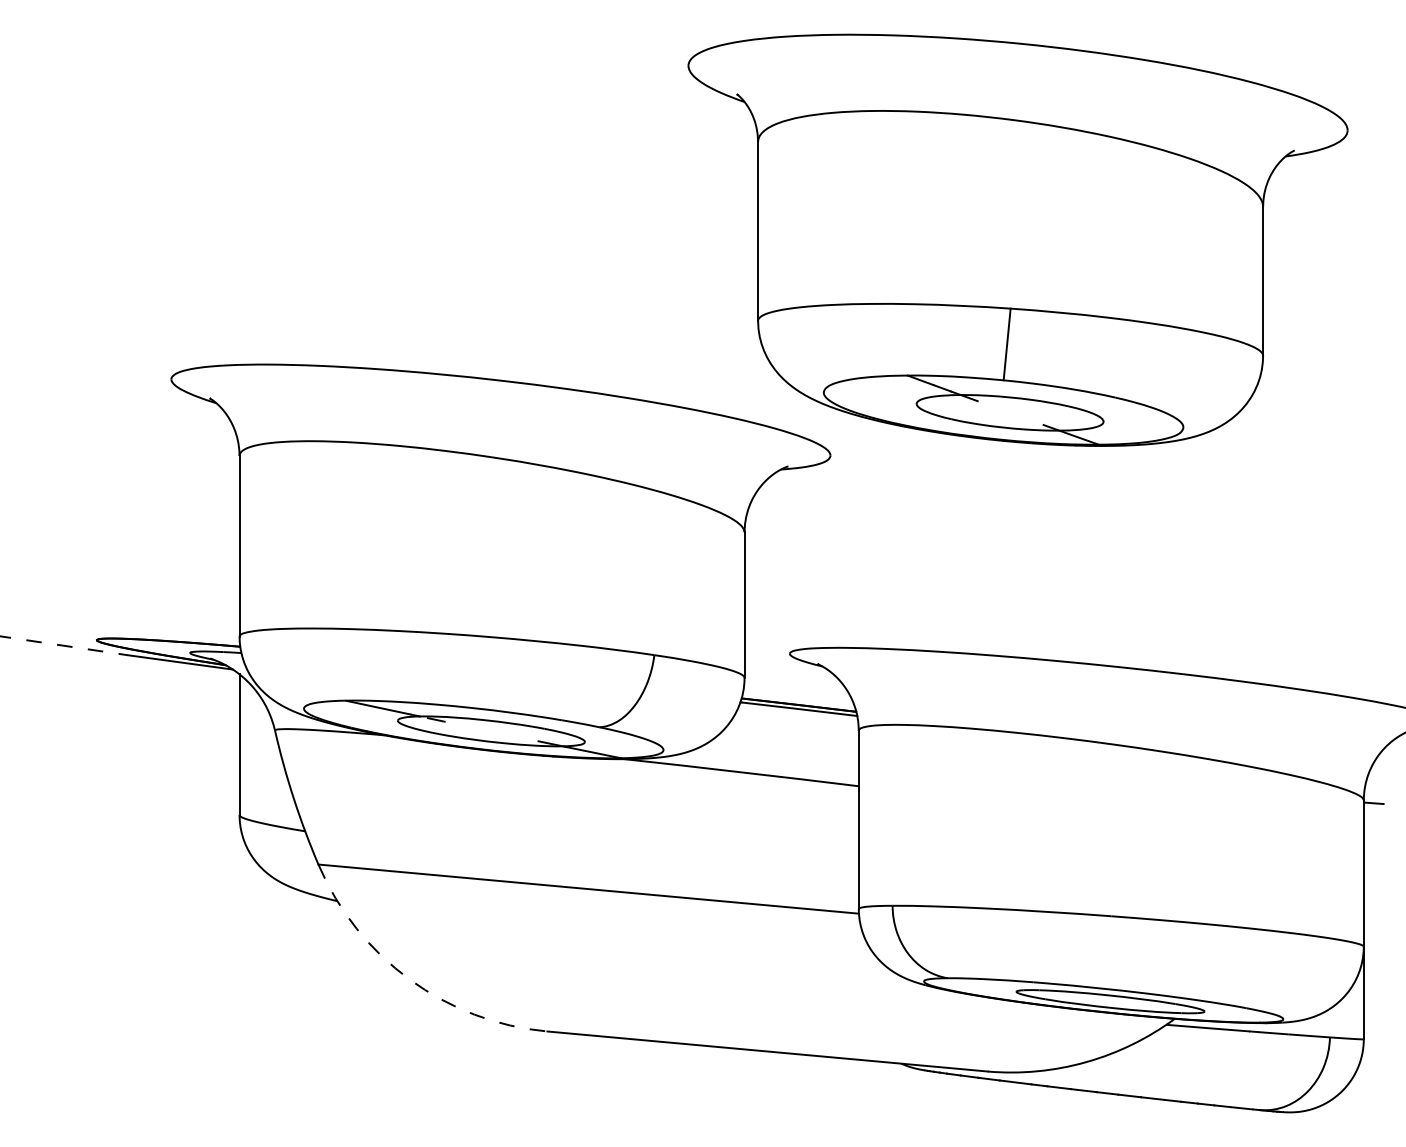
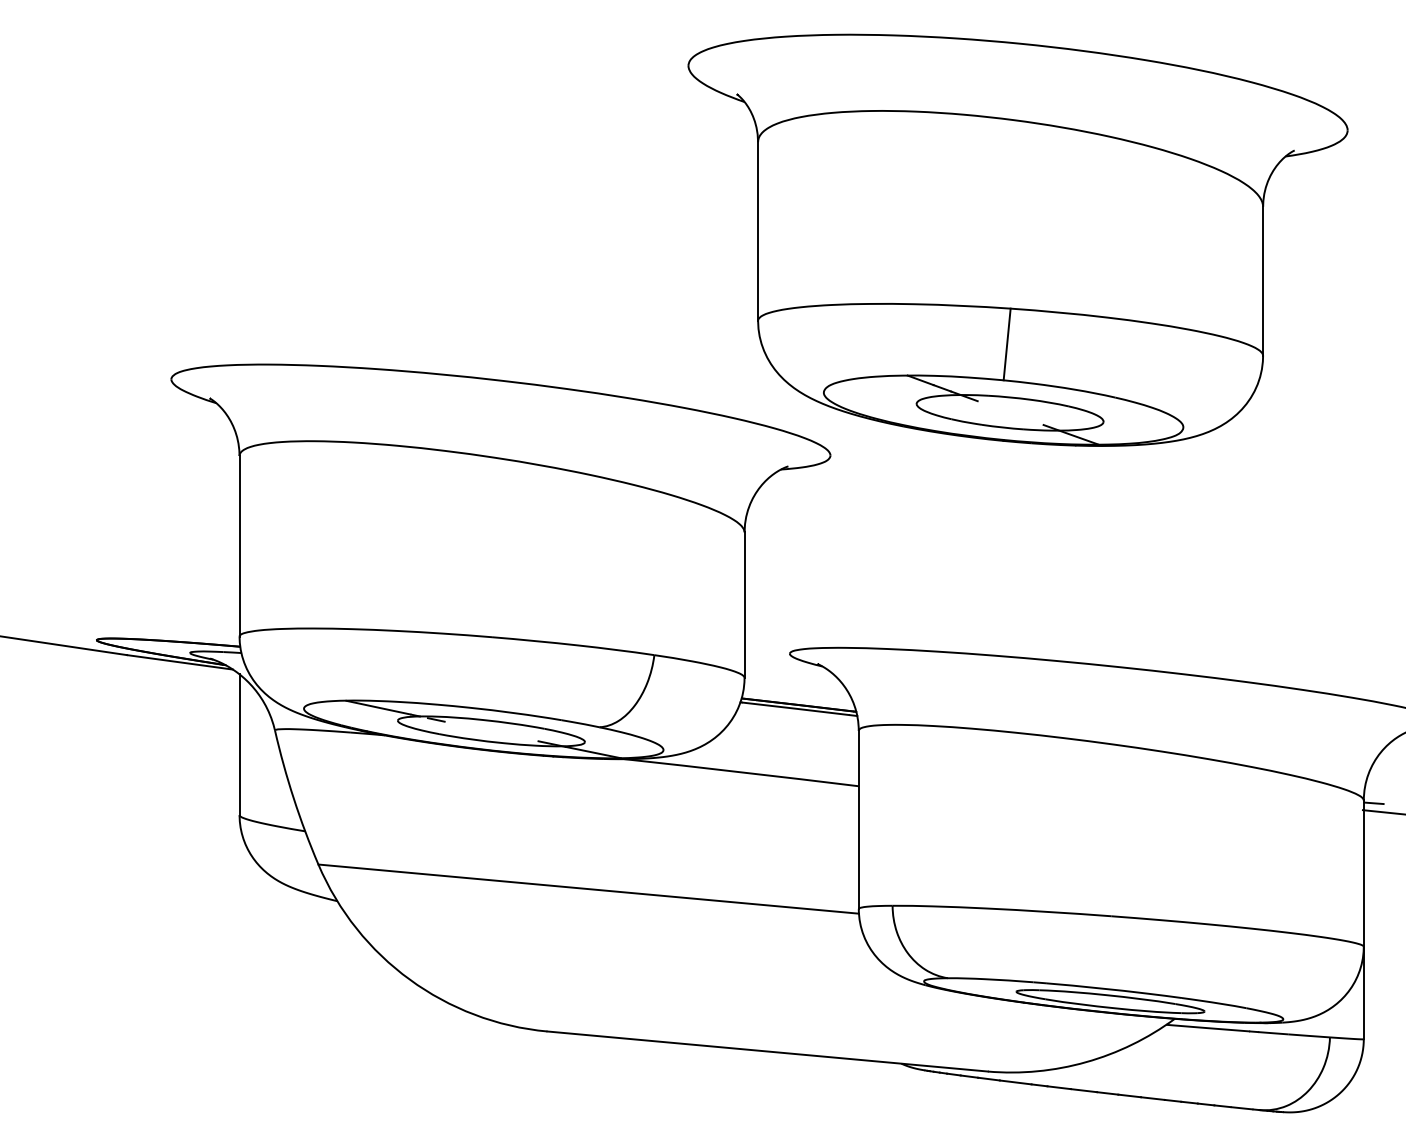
line: dashed -> solid (63, 645)
line: none -> present (1382, 812)
arc: dashed -> solid (409, 979)
